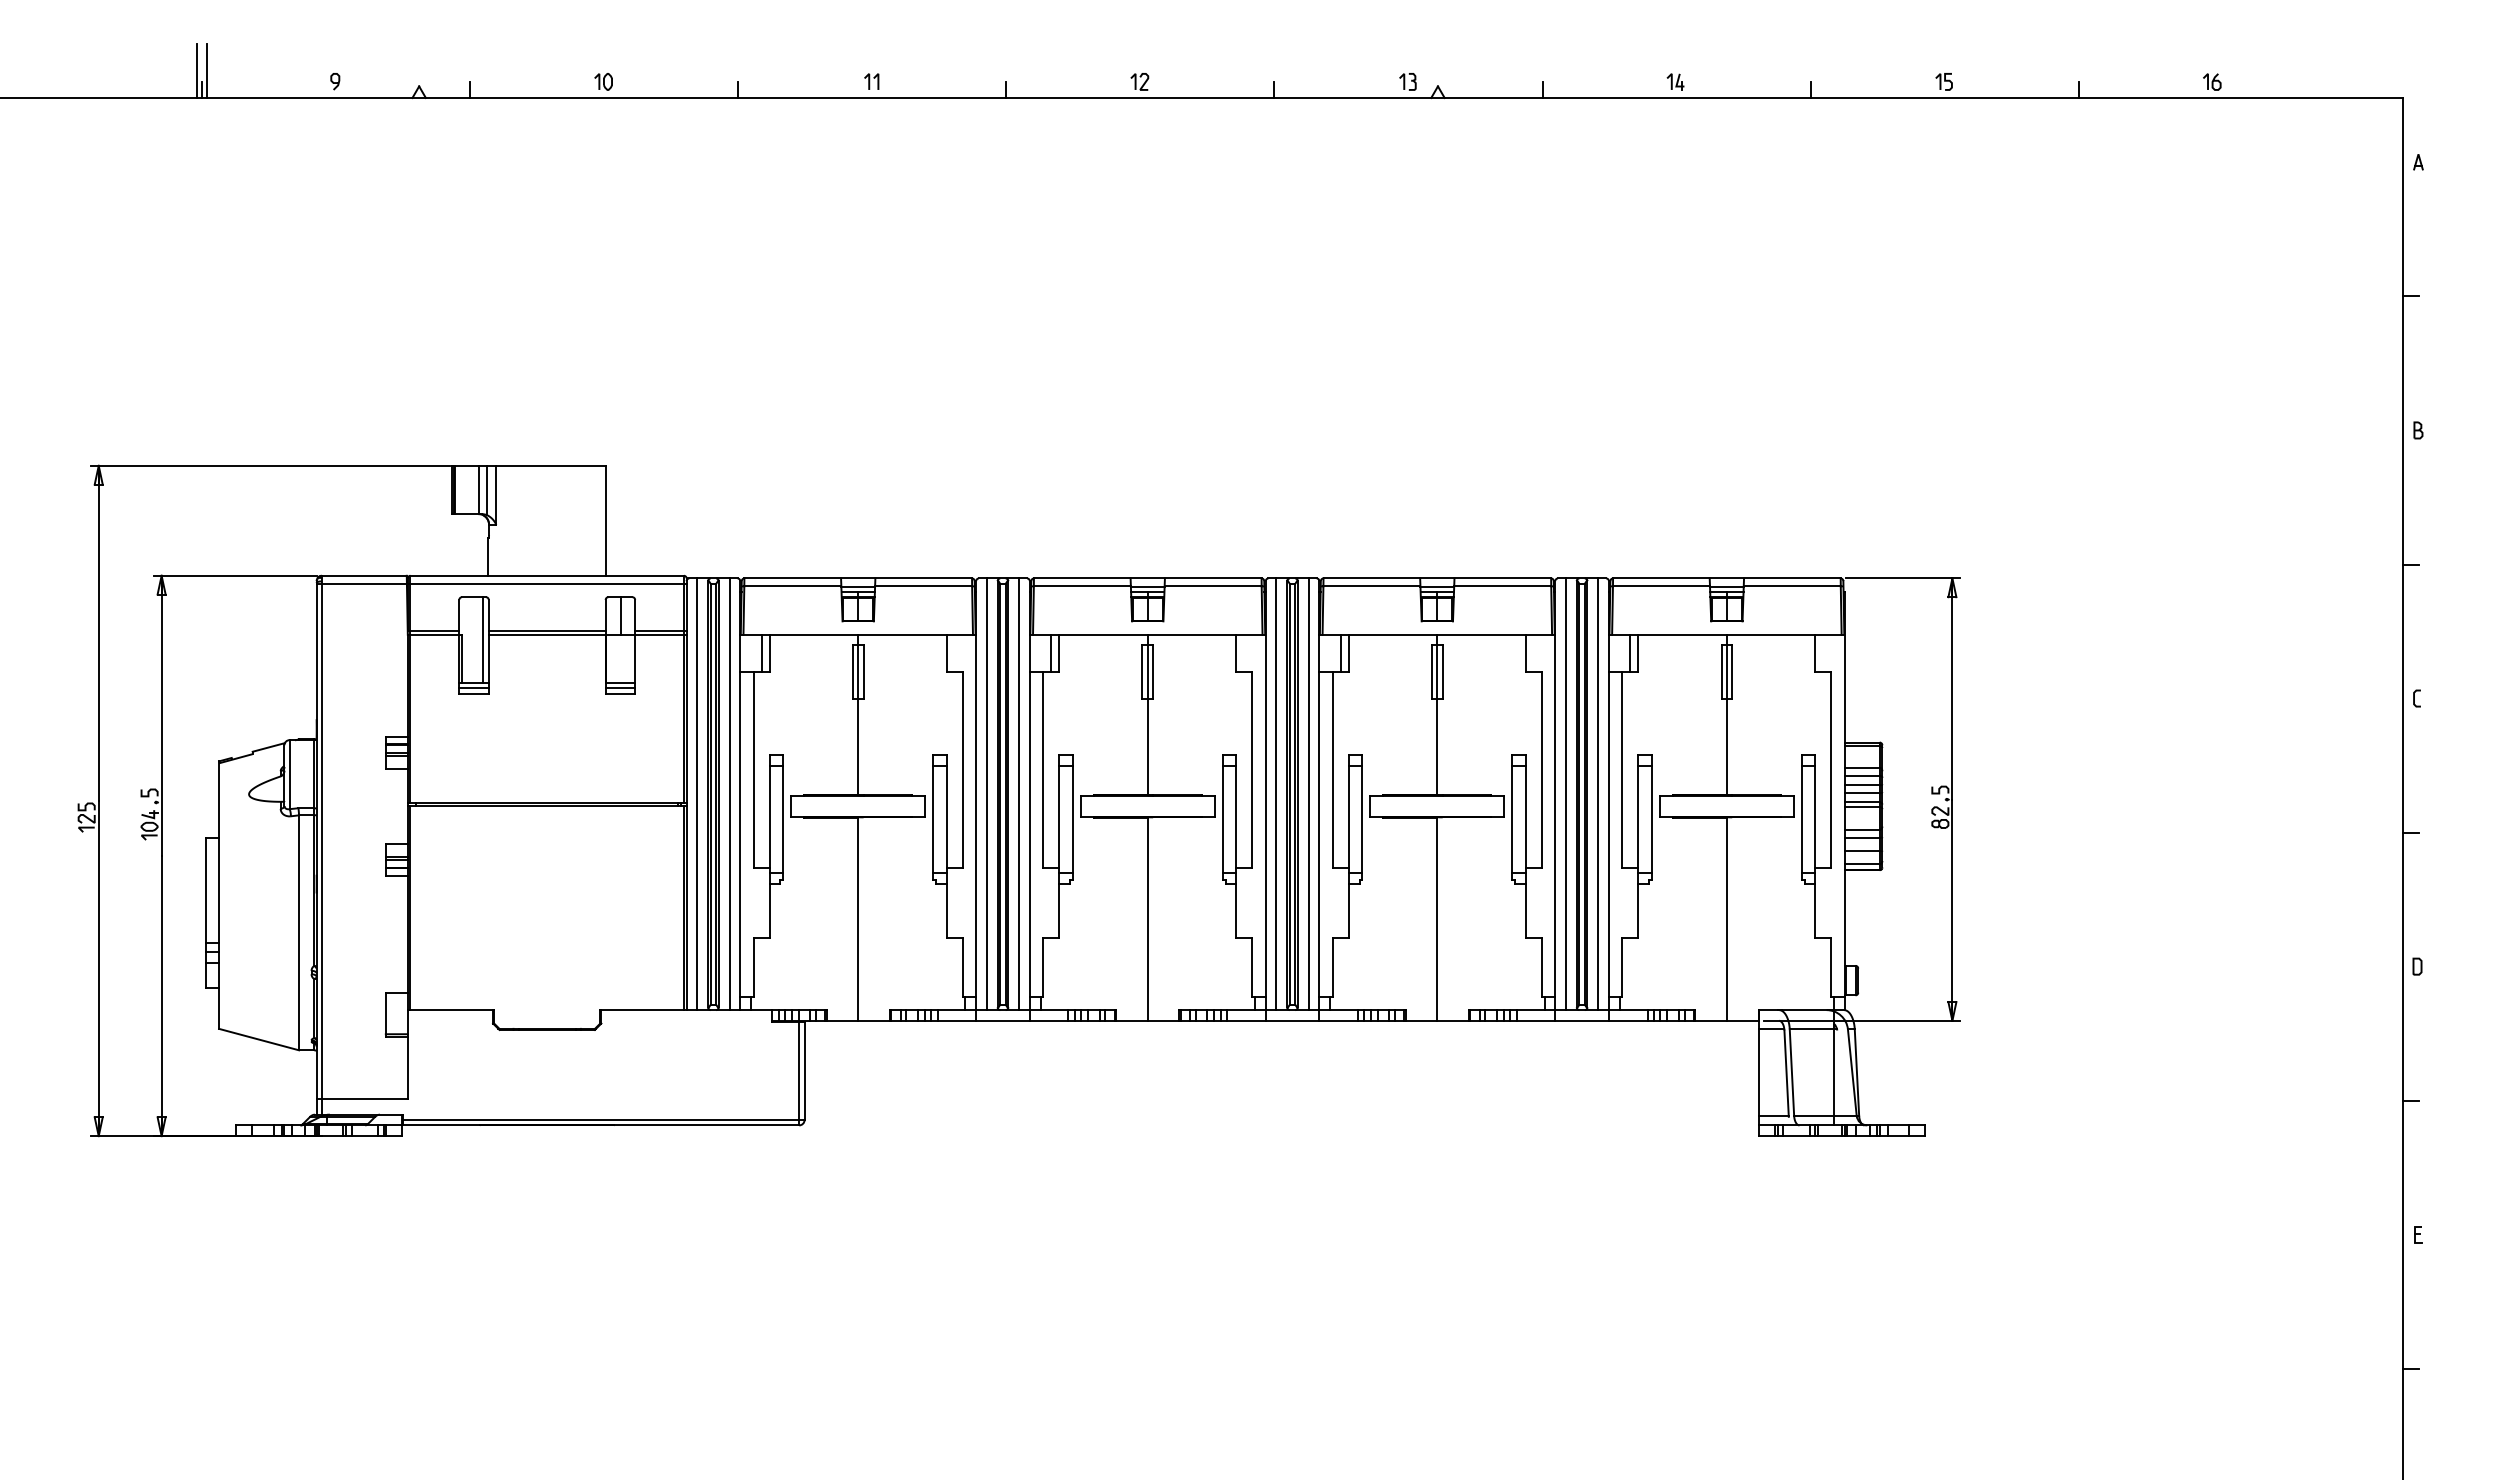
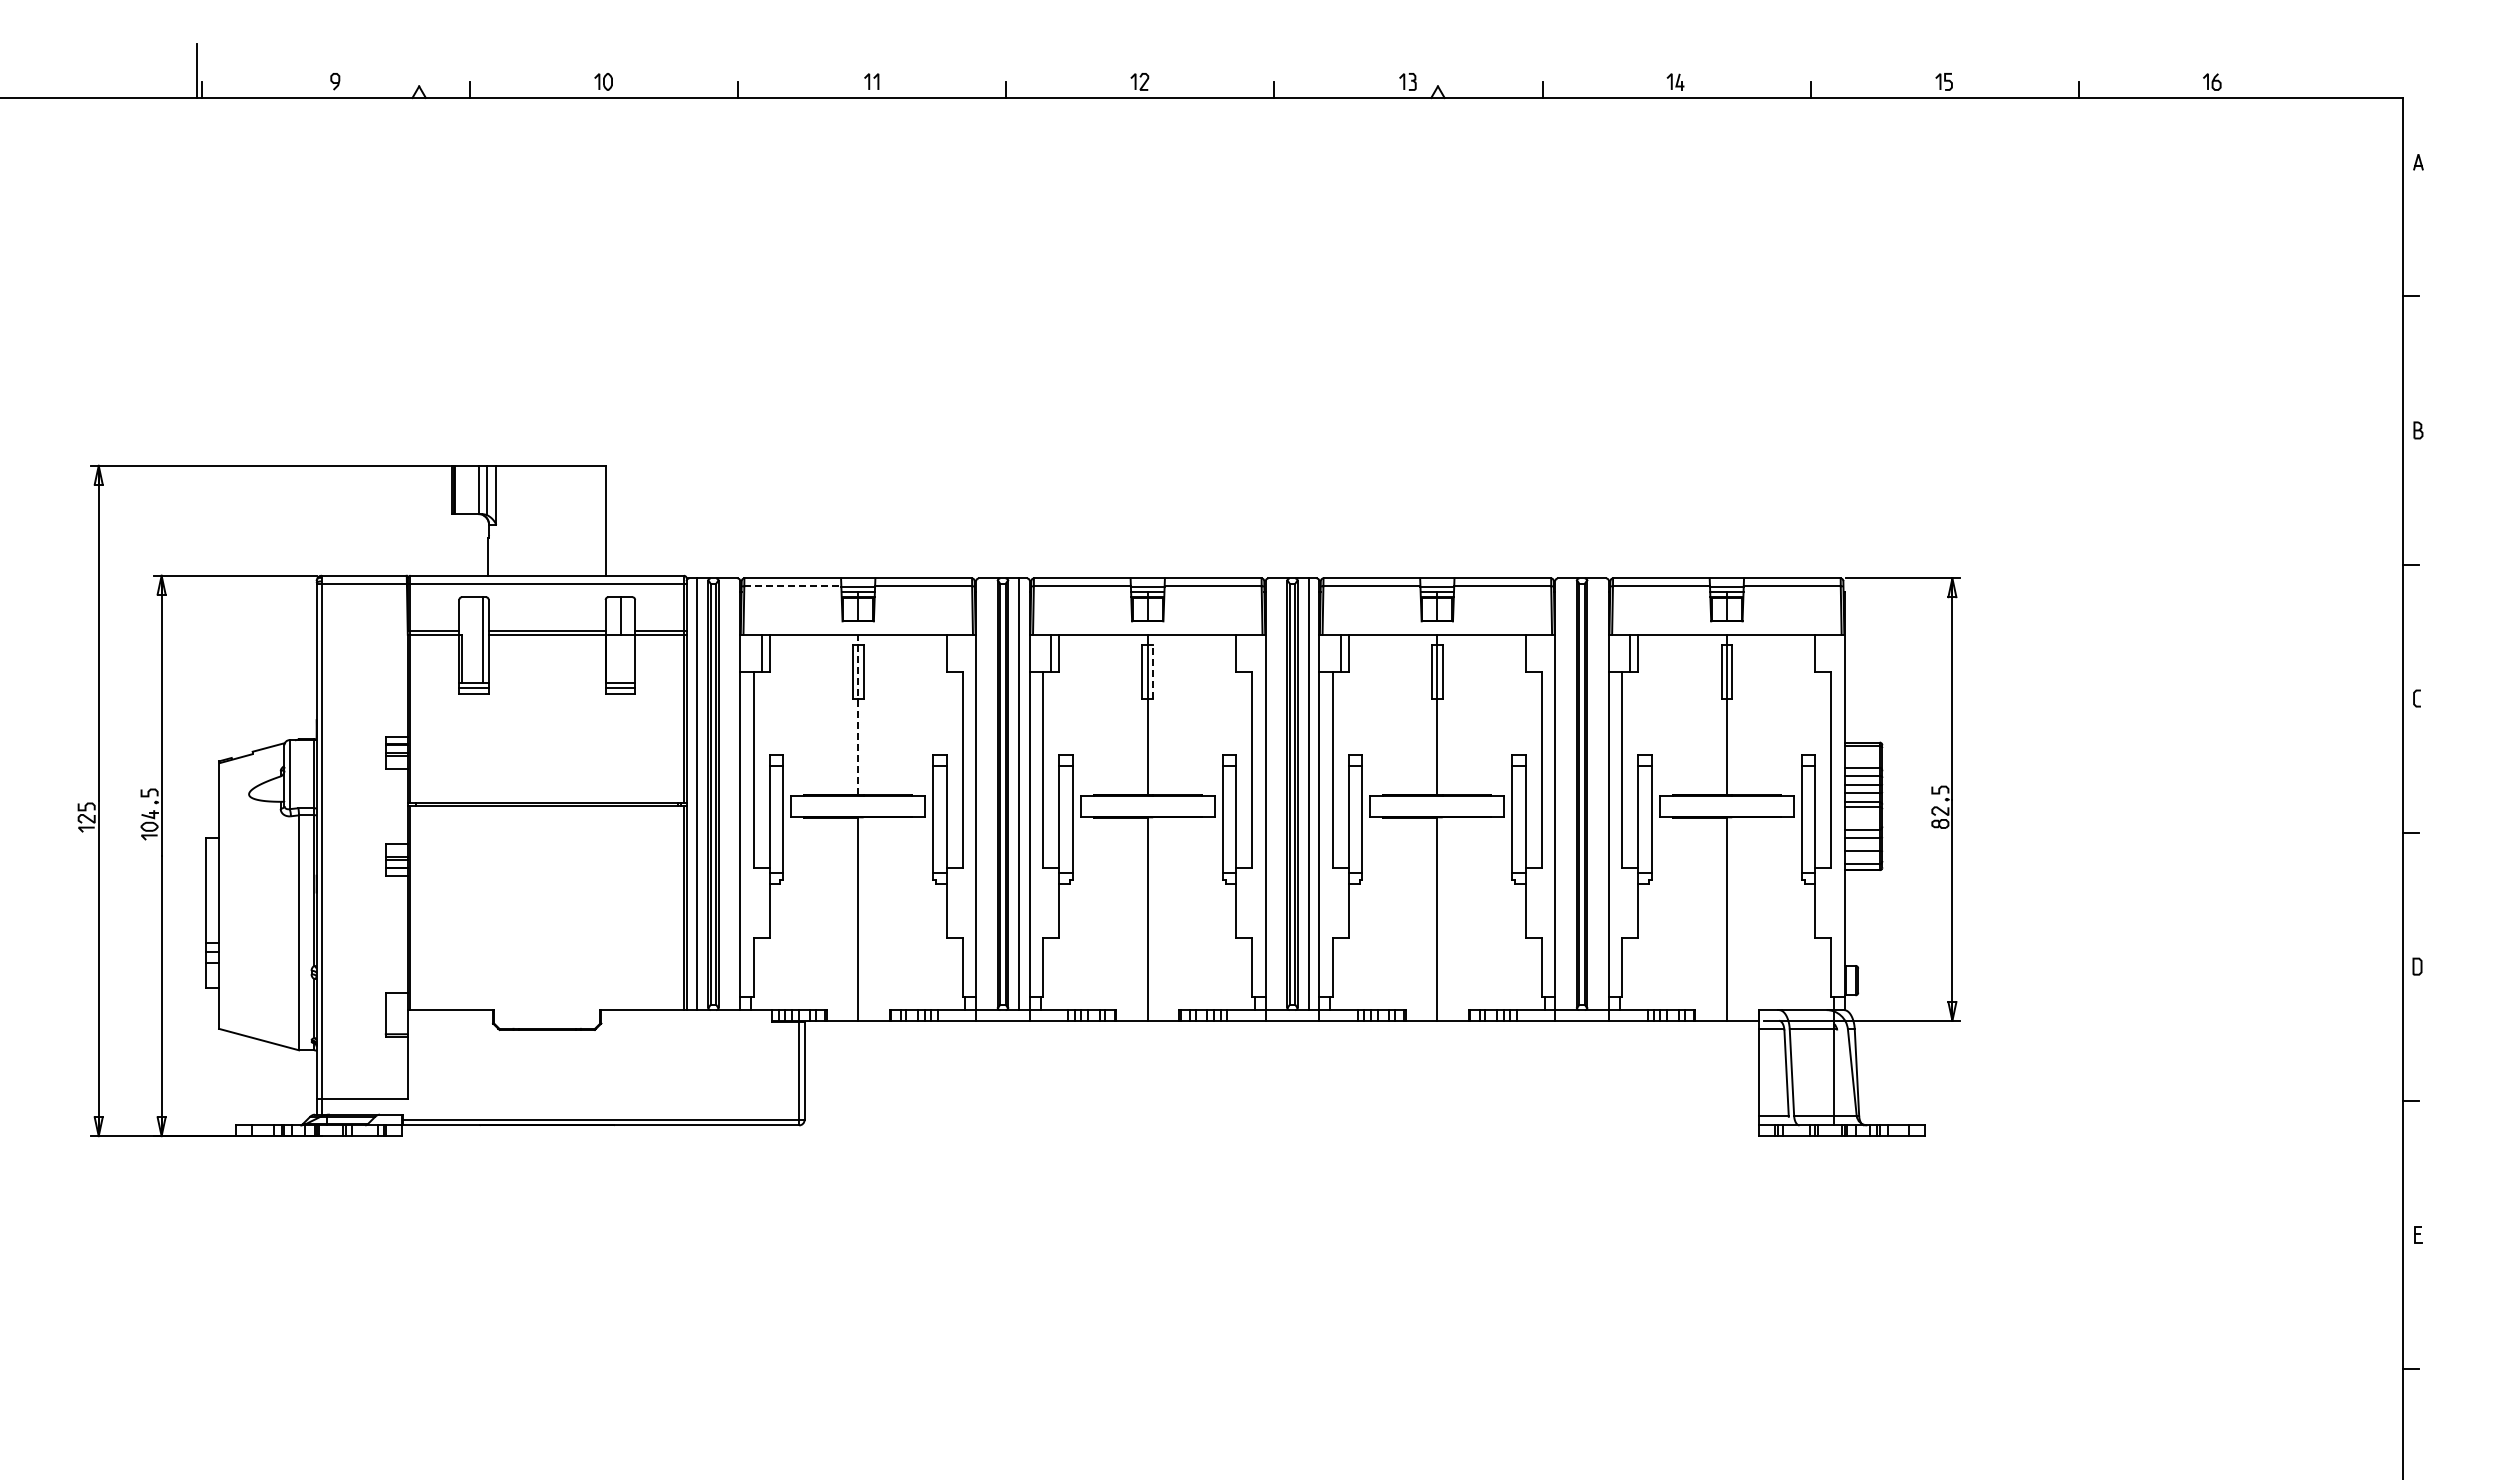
line: present -> none (207, 71)
line: solid -> dashed (792, 586)
line: solid -> dashed (1153, 672)
line: solid -> dashed (858, 714)
line: present -> none (729, 794)
line: present -> none (986, 794)
line: present -> none (1276, 794)
line: present -> none (1566, 794)
line: present -> none (1598, 794)
